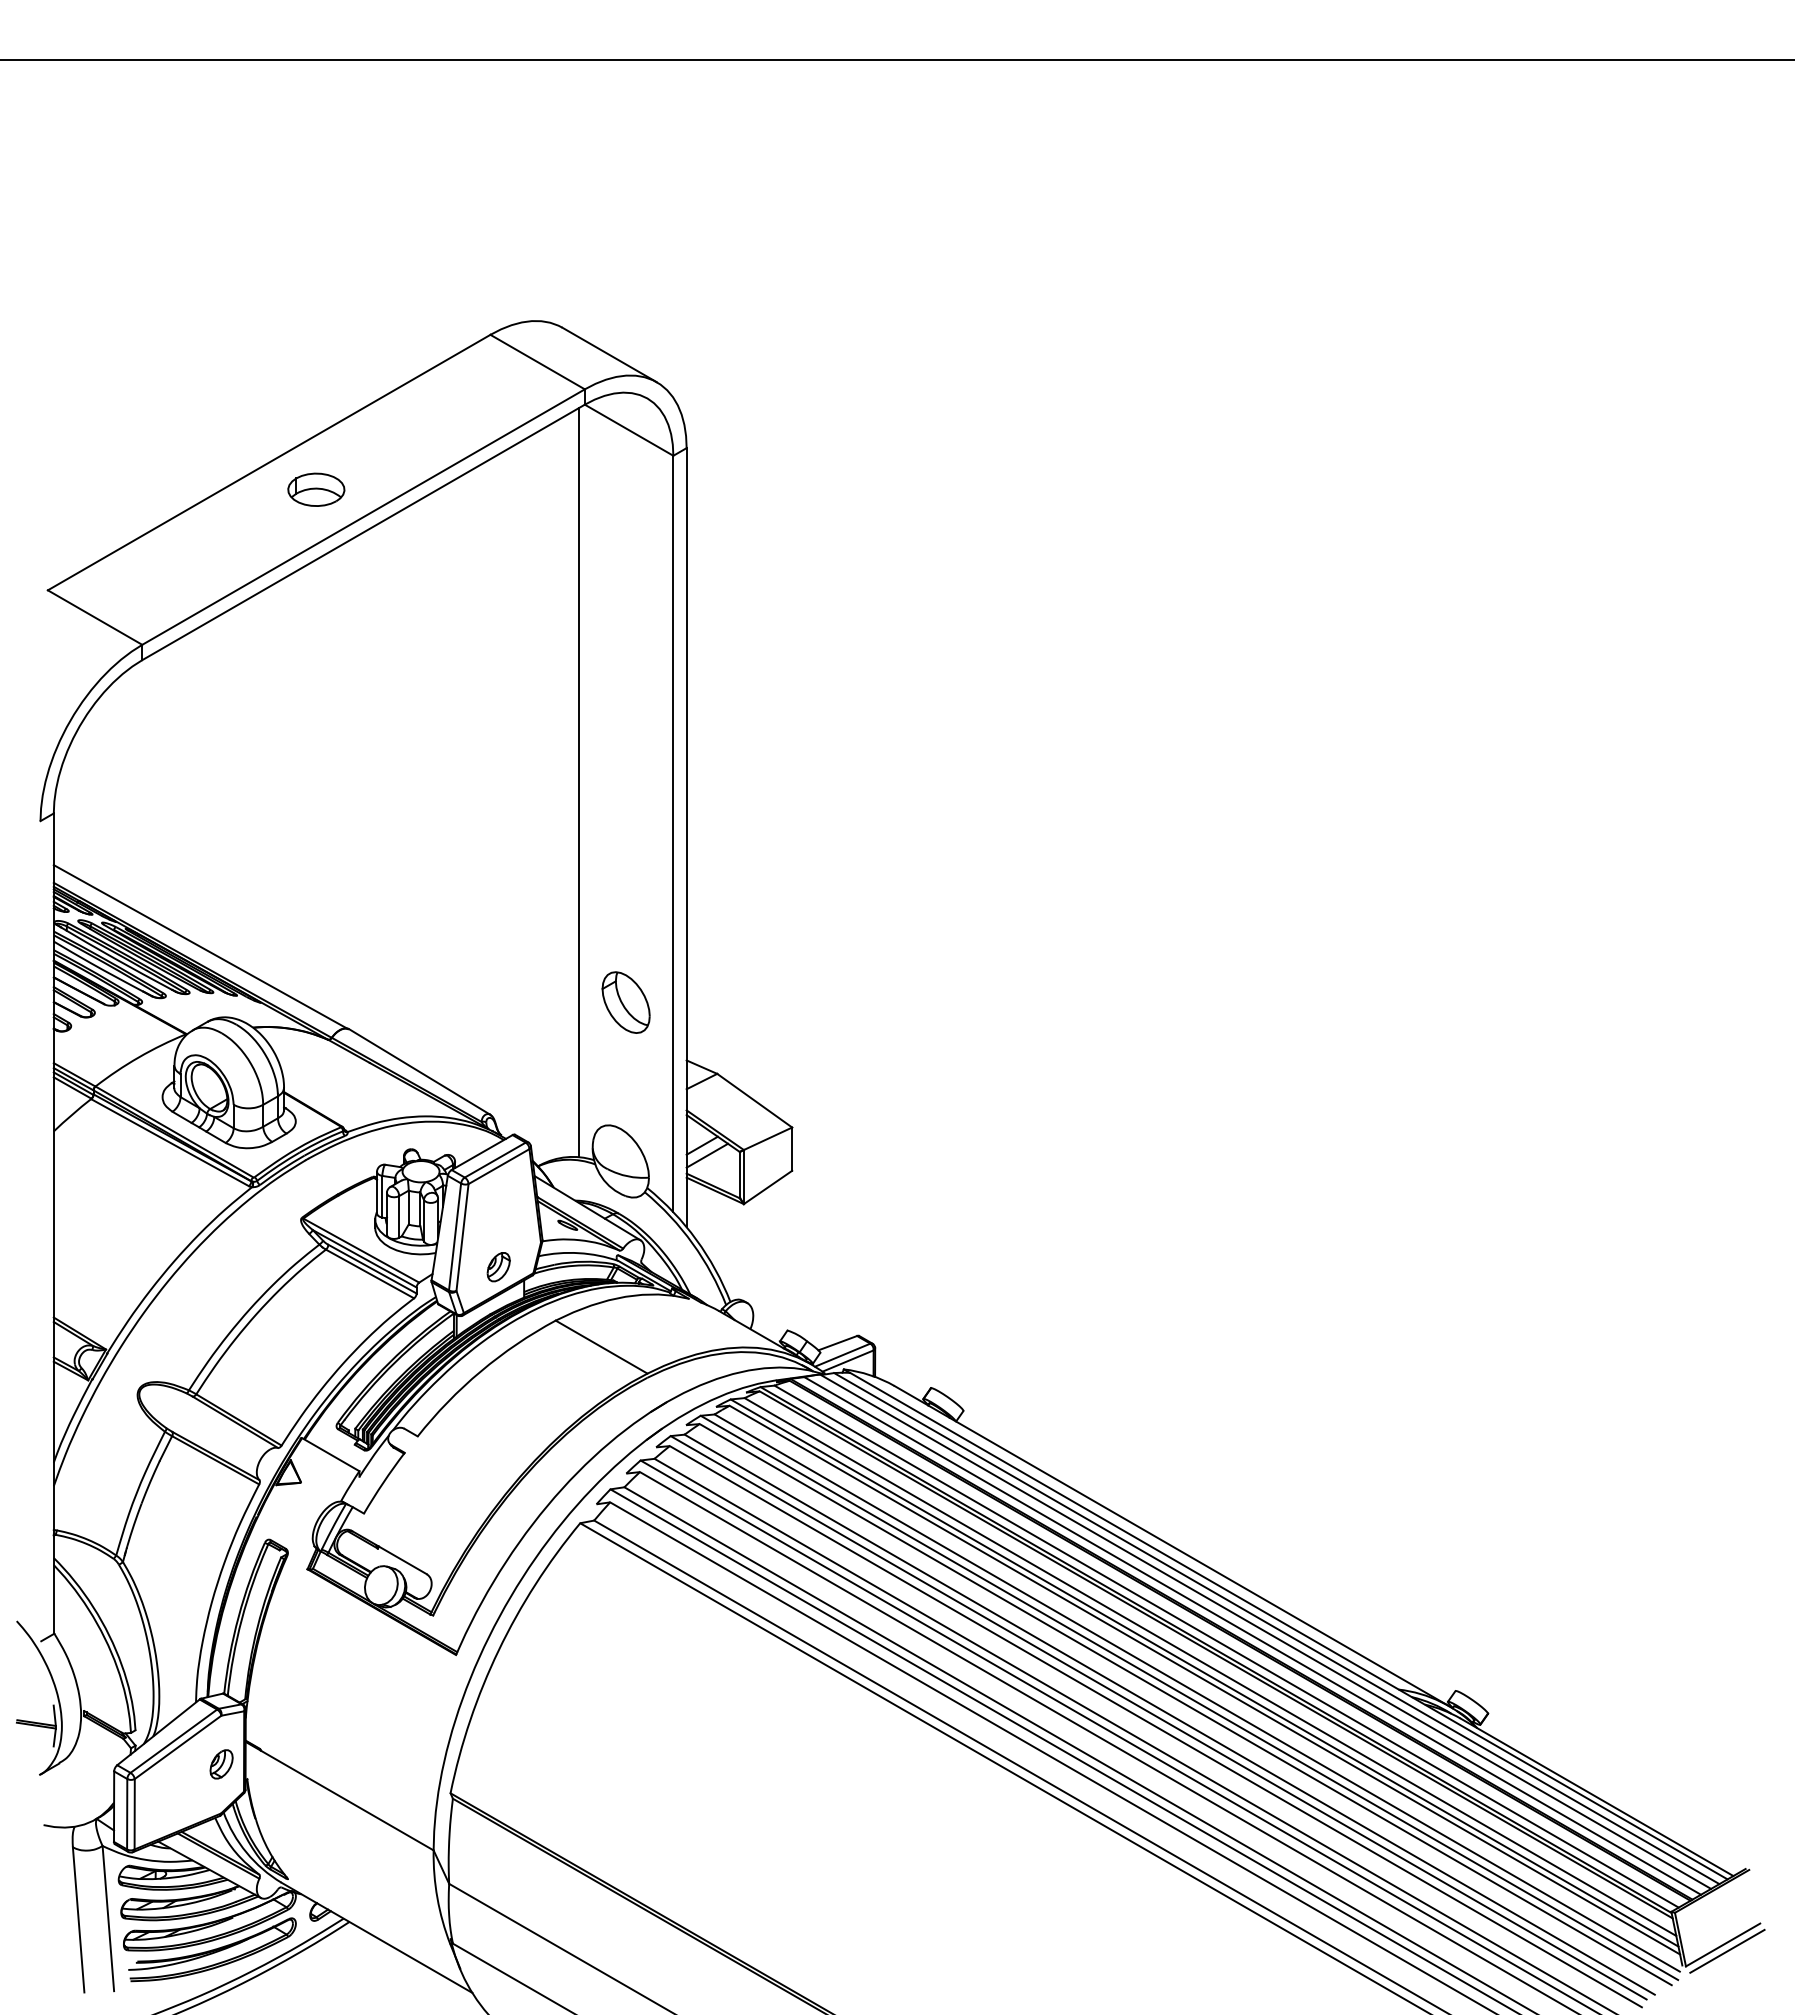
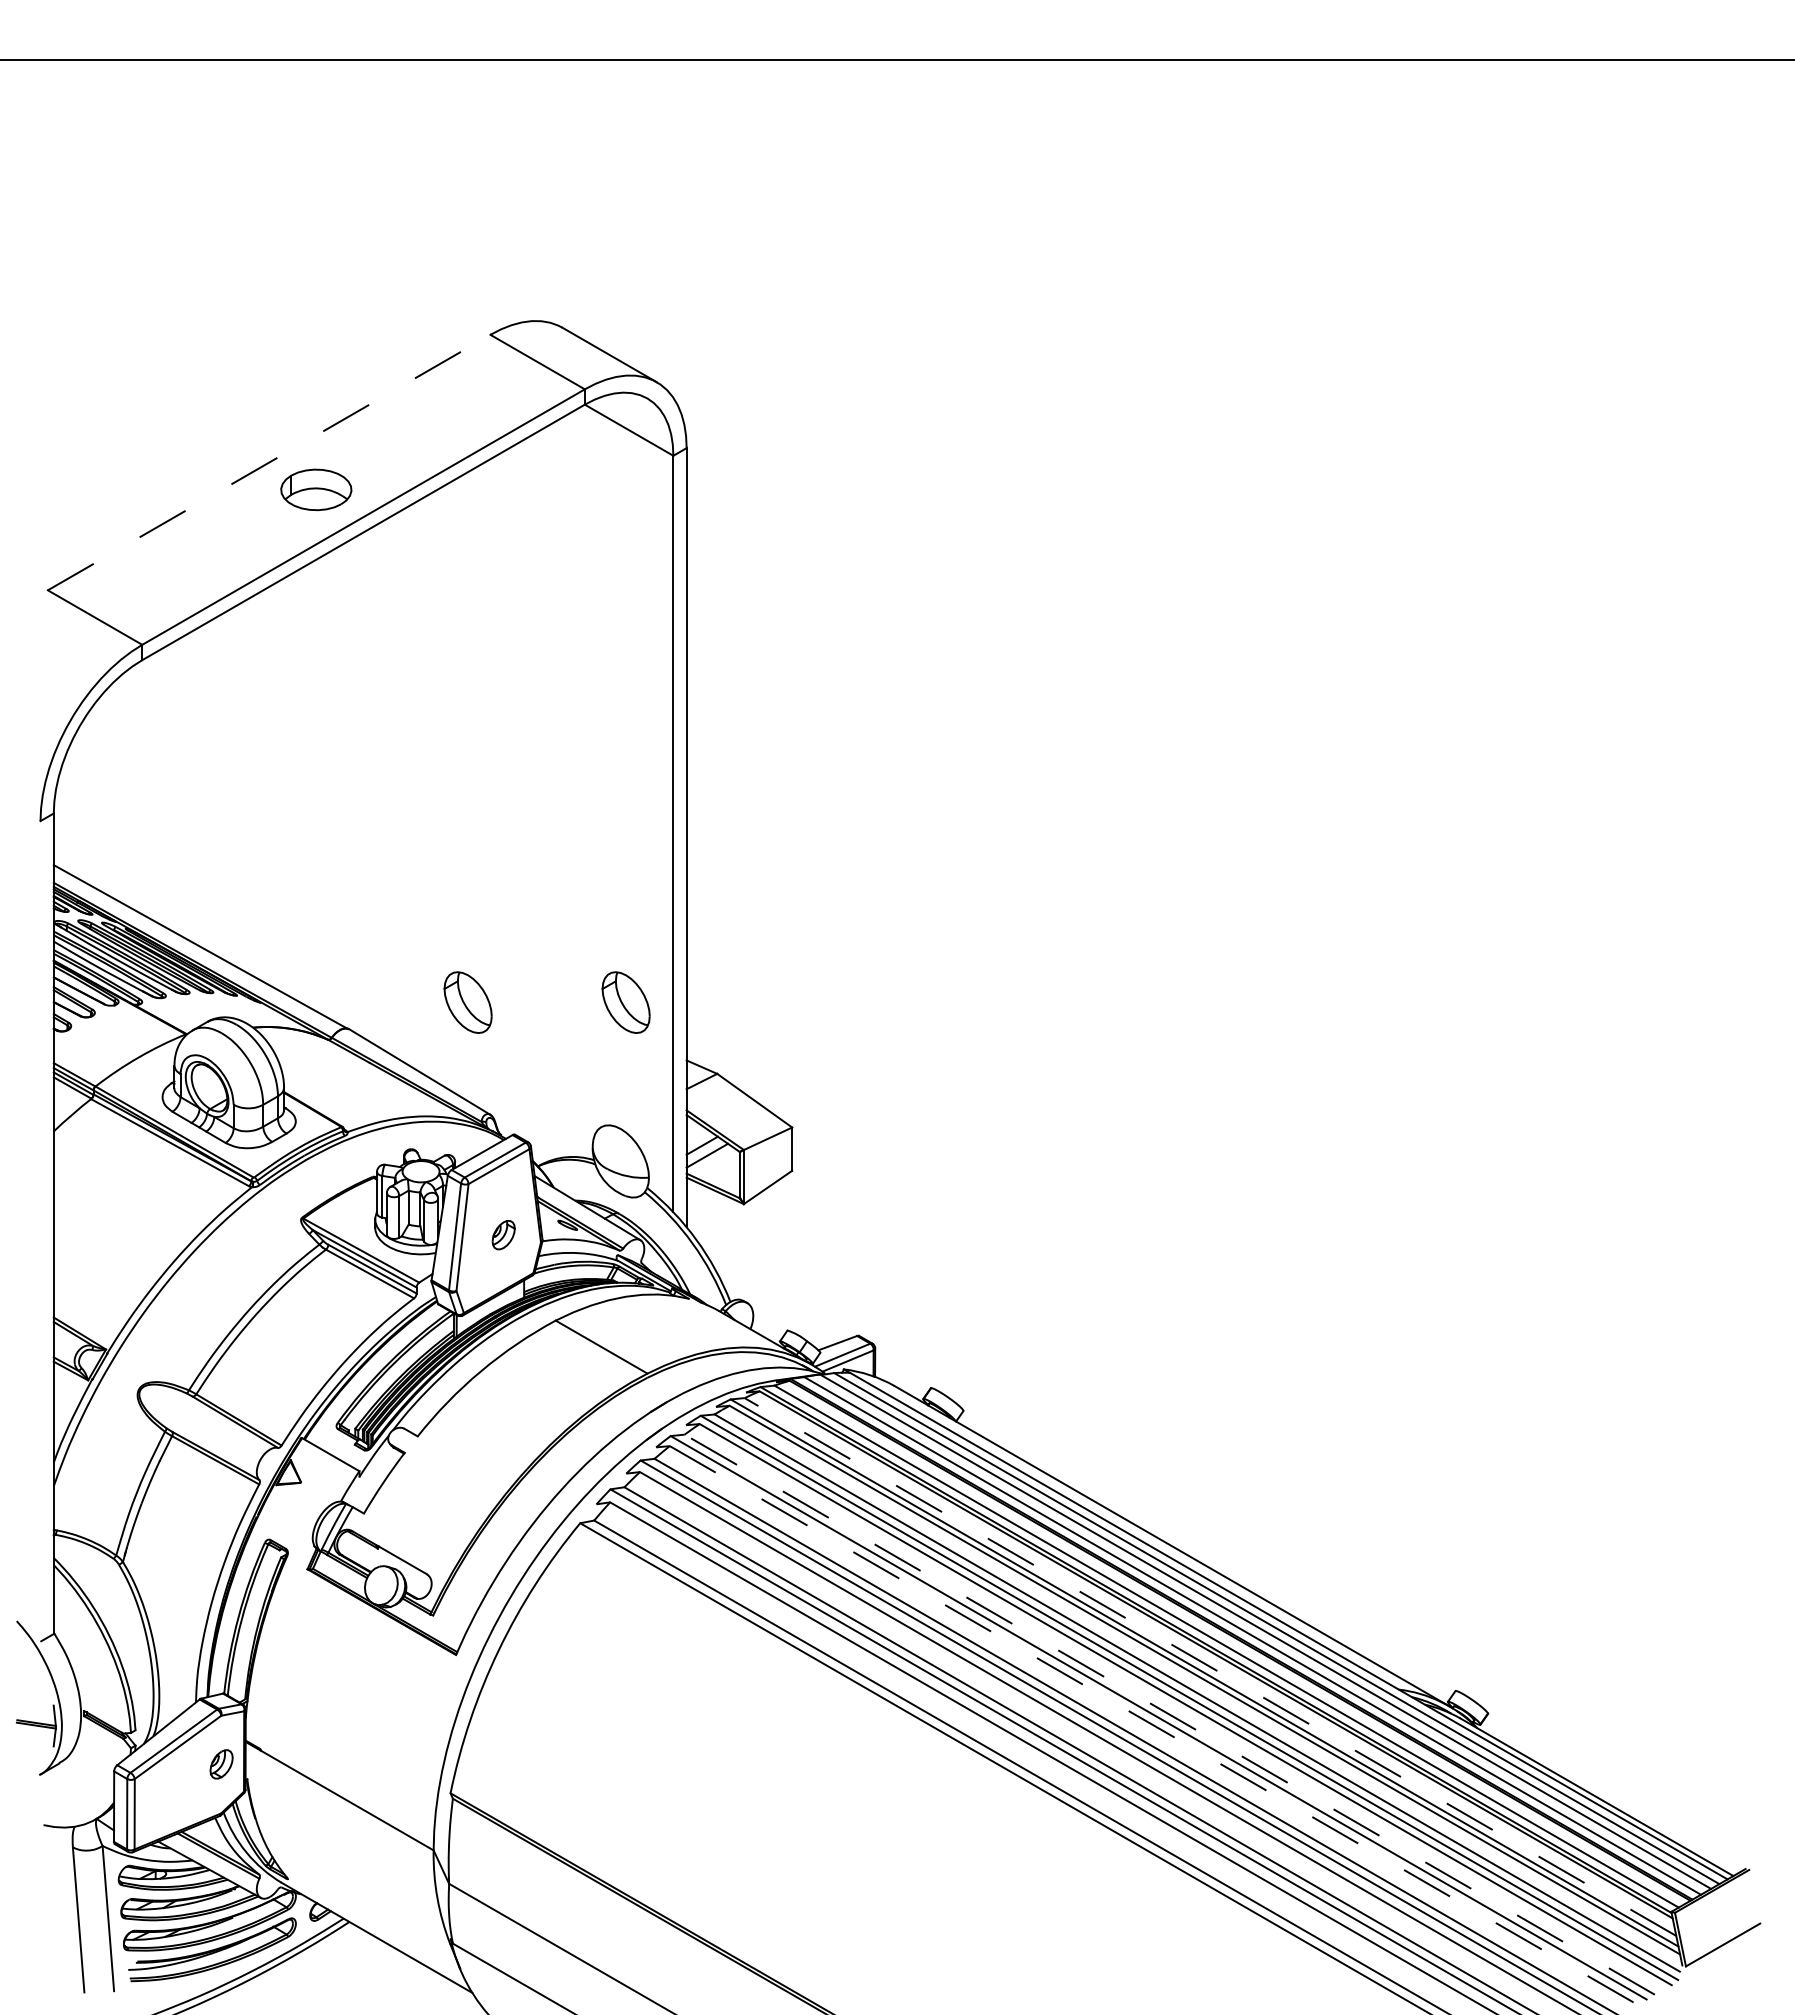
line: solid -> dashed (269, 462)
part size: 59x35 px -> 73x44 px (316, 489)
line: present -> none (578, 782)
part: none -> present (467, 1002)
part position: (498, 1267) -> (503, 1235) (503, 1235)
line: solid -> dashed (1210, 1667)
line: solid -> dashed (1169, 1714)
line: solid -> dashed (1156, 1726)
line: present -> none (1727, 1950)
